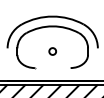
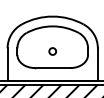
line: none -> present (7, 64)
line: none -> present (97, 64)
line: none -> present (52, 68)
